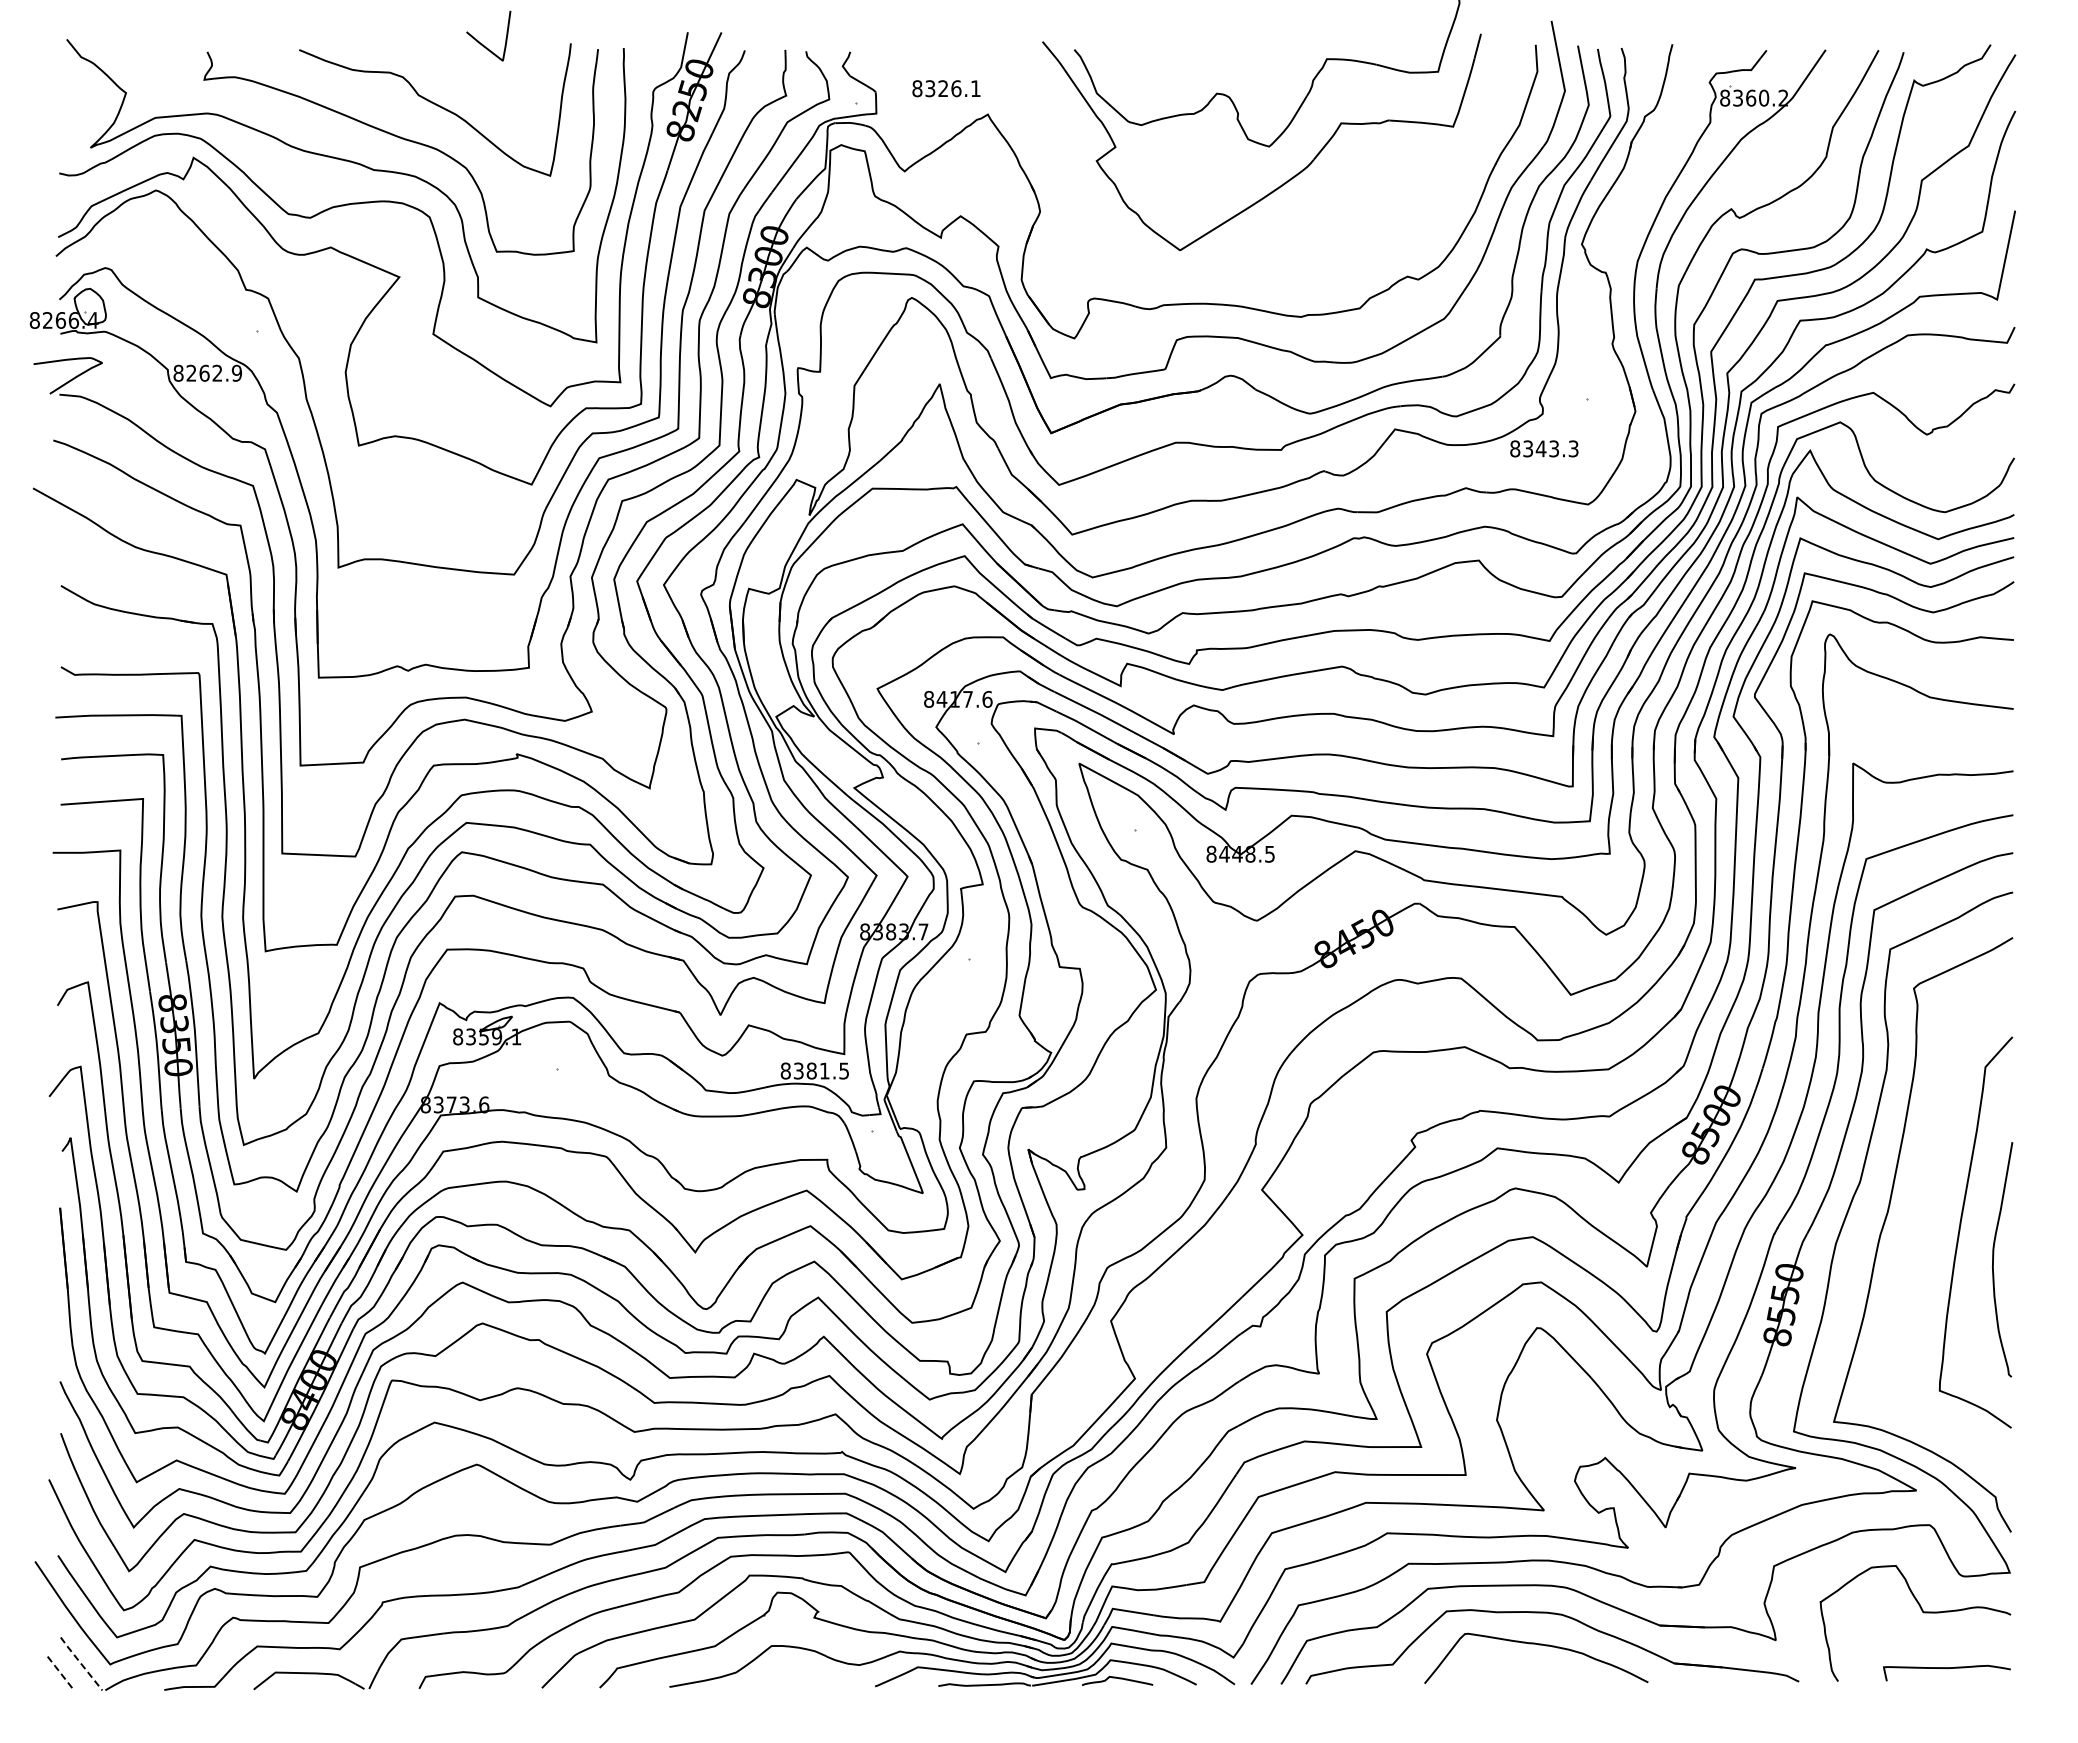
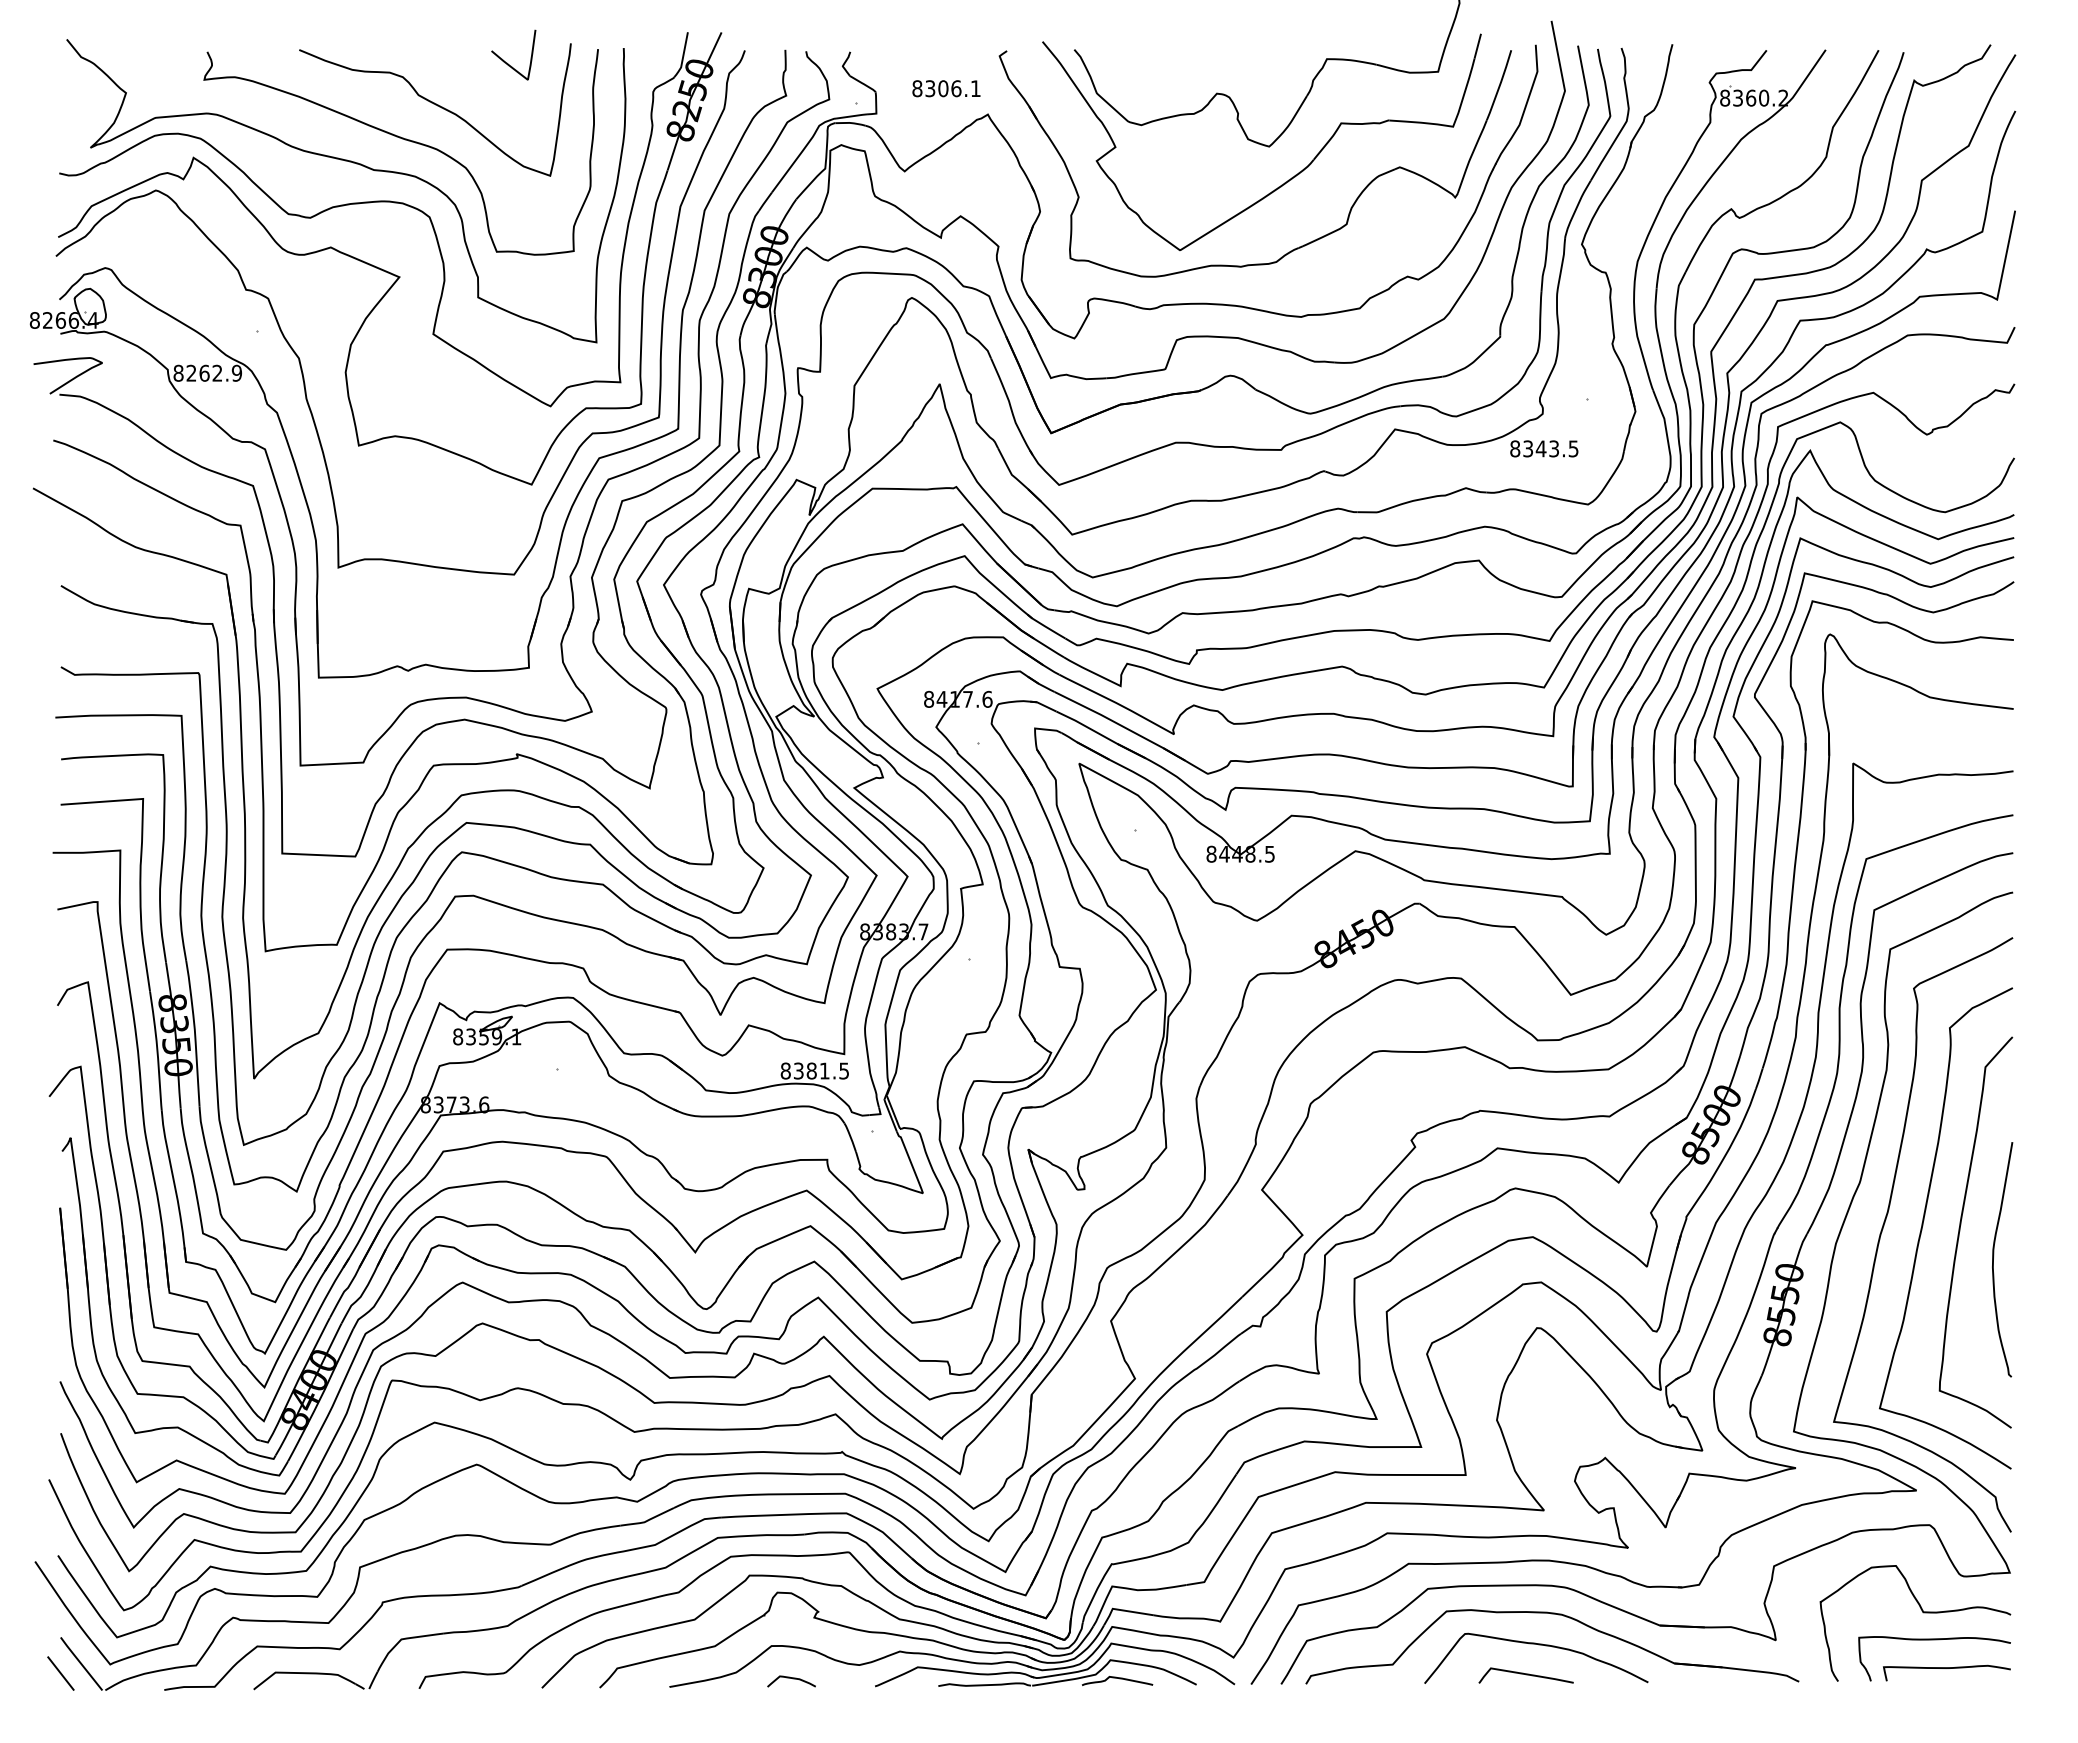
curve position: (482, 43) -> (507, 62) (507, 62)
text: 8326.1 -> 8306.1 (943, 88)
part: none -> present (1296, 247)
text: 8343.3 -> 8343.5 (1573, 448)
curve: none -> present (1923, 1225)
curve: none -> present (1934, 1640)
line: dashed -> solid (80, 1663)
line: dashed -> solid (60, 1673)
curve: none -> present (1525, 1674)
curve: none -> present (792, 1679)
